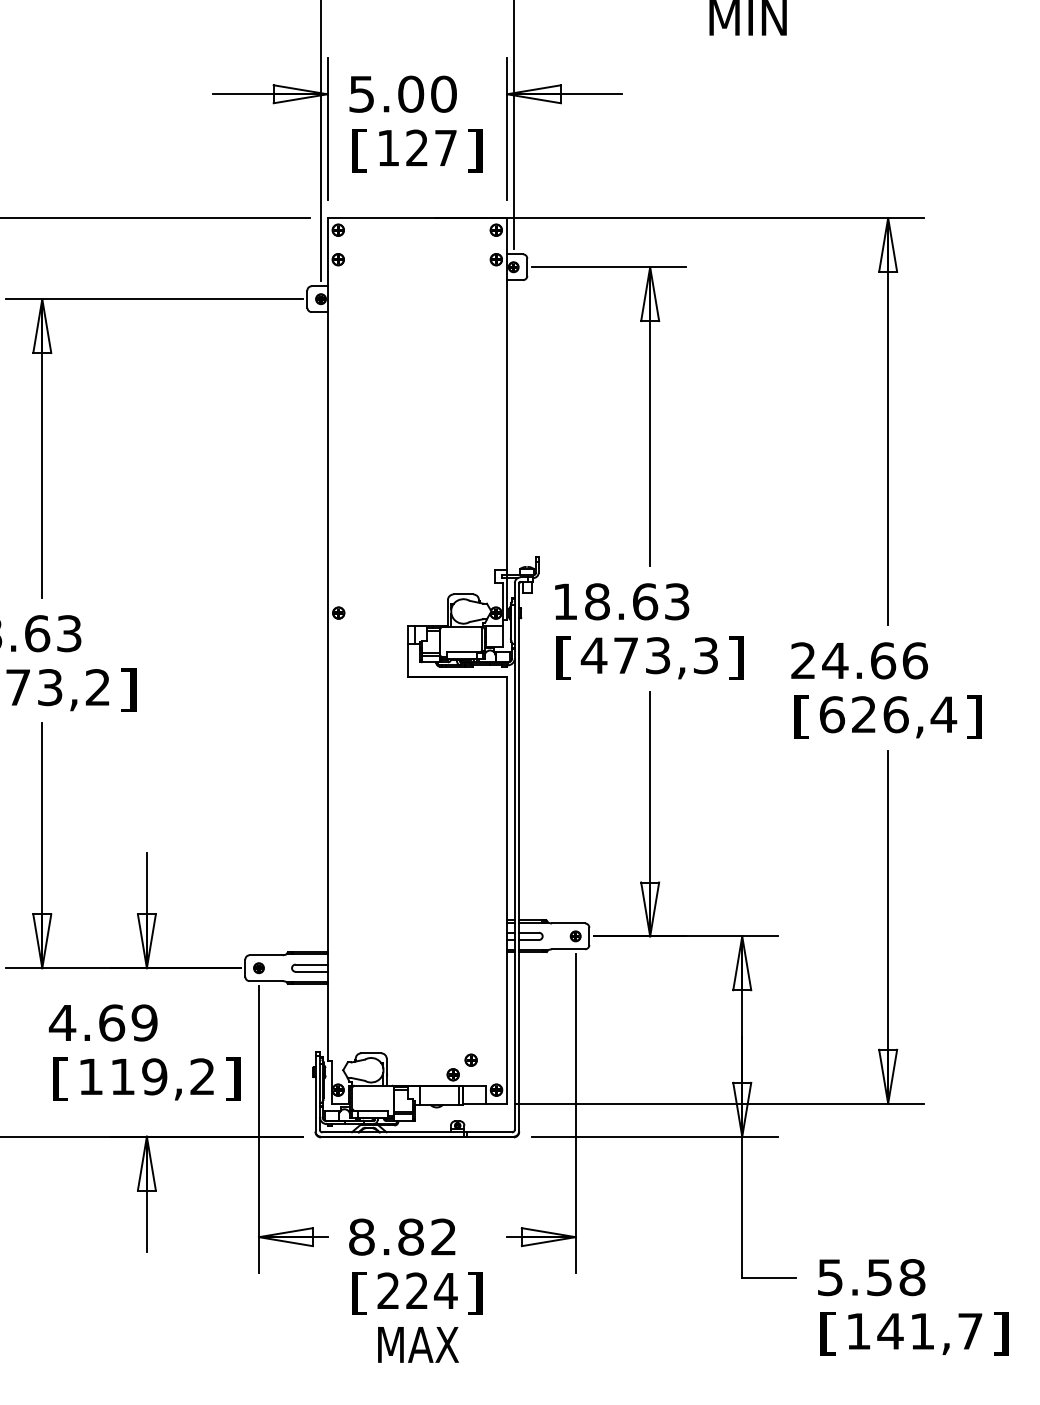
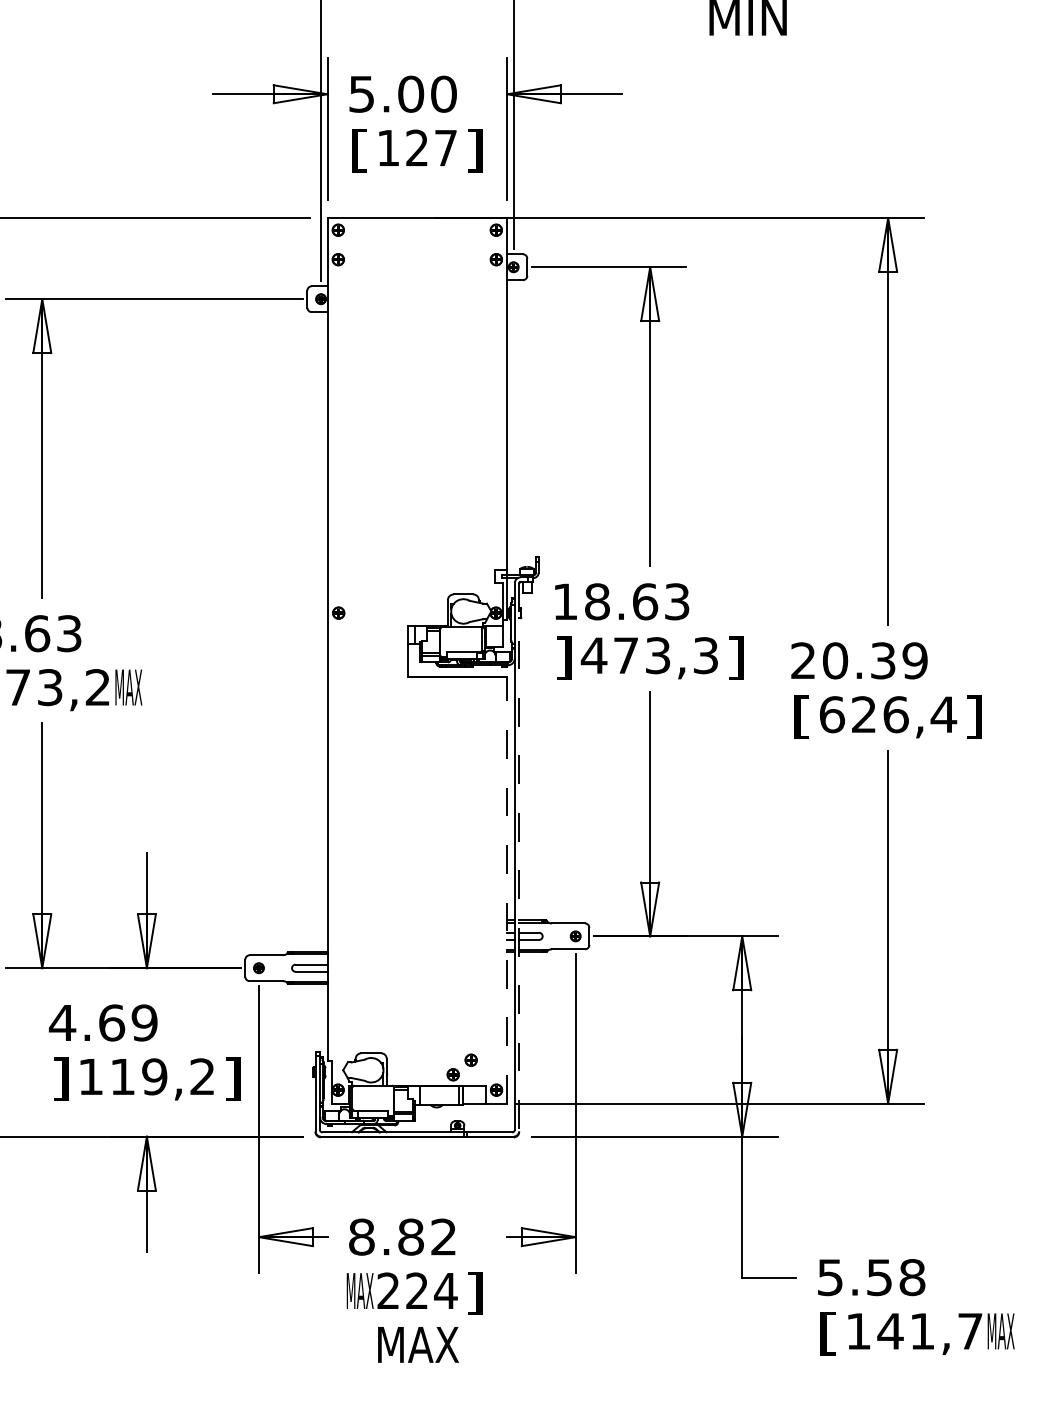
text: [ -> ] (563, 657)
text: 24.66 -> 20.39 (875, 660)
text: ] -> MAX (128, 689)
line: solid -> dashed (519, 857)
line: solid -> dashed (507, 890)
text: [ -> ] (60, 1078)
text: [ -> MAX (359, 1293)
text: ] -> MAX (1000, 1333)
